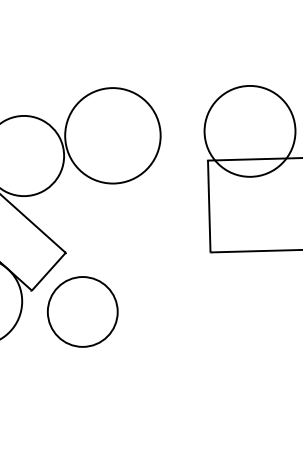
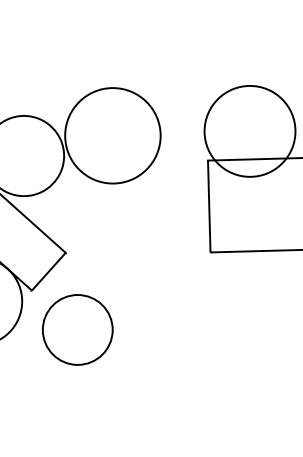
circle position: (82, 311) -> (77, 329) (77, 329)
